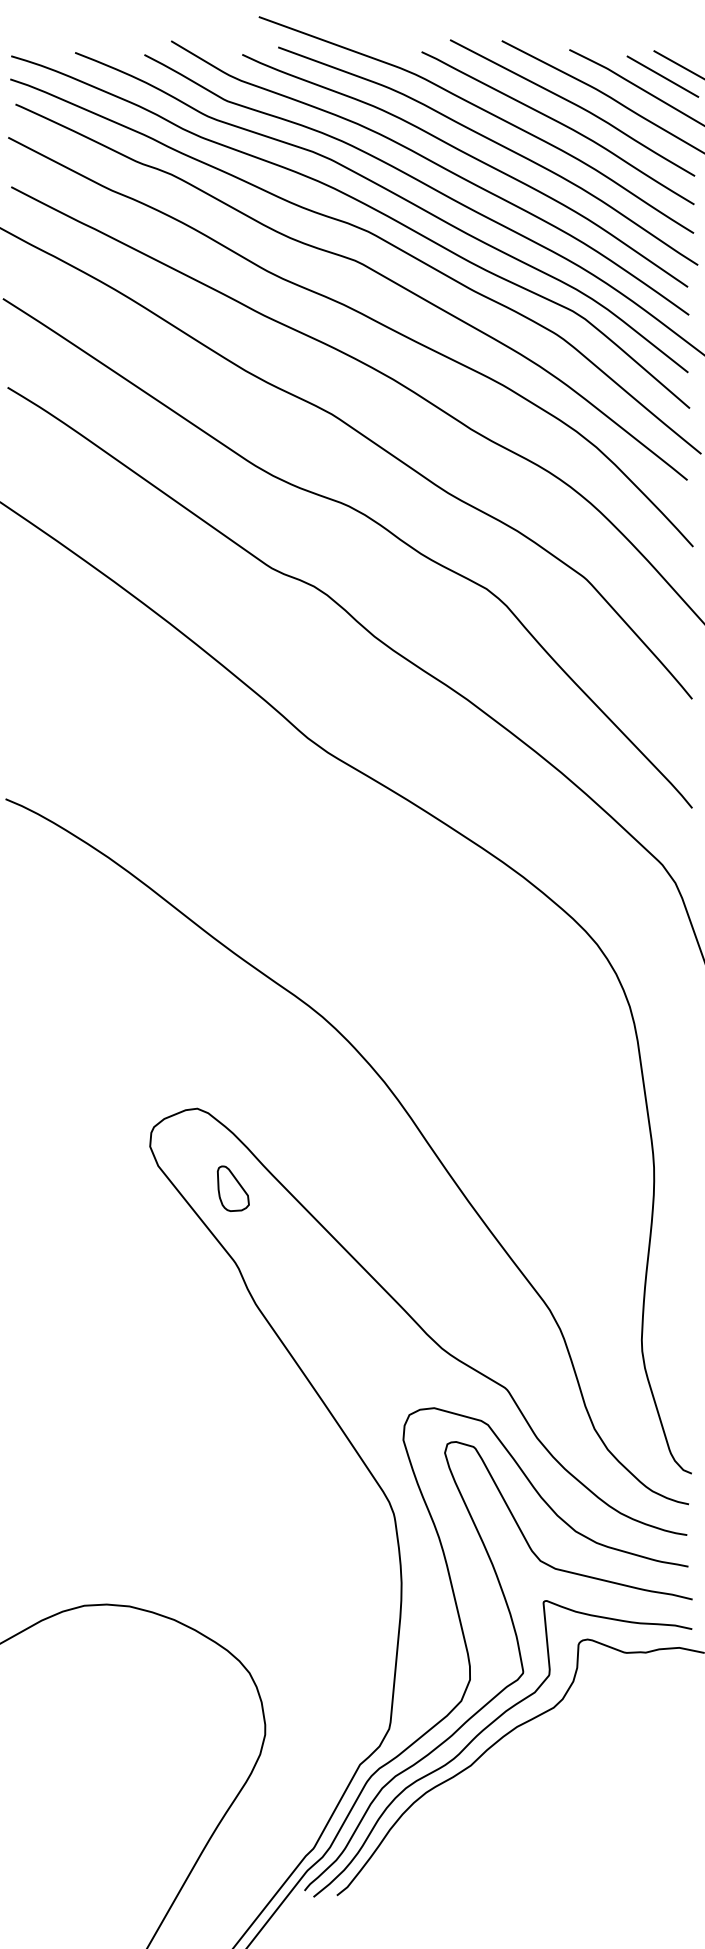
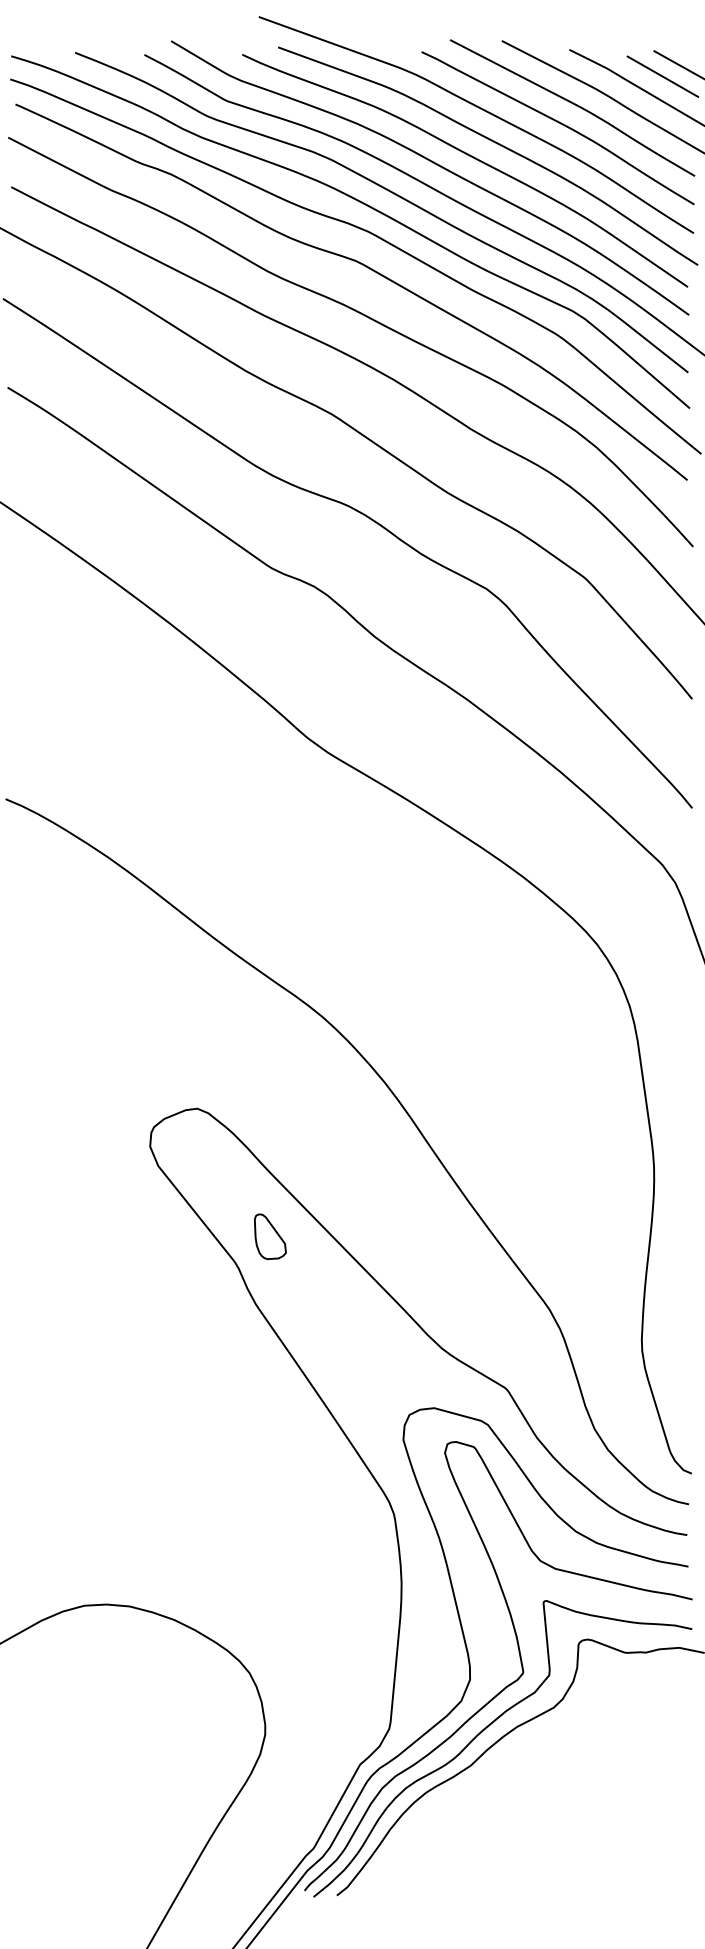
part position: (233, 1188) -> (270, 1236) (270, 1236)
